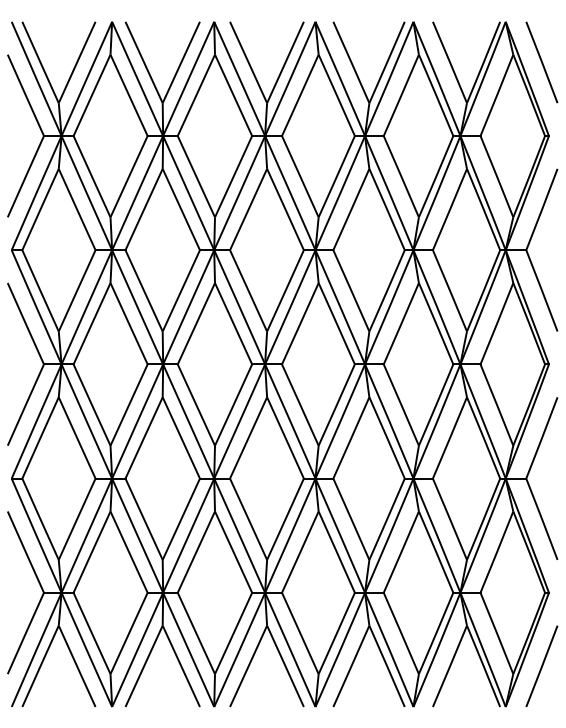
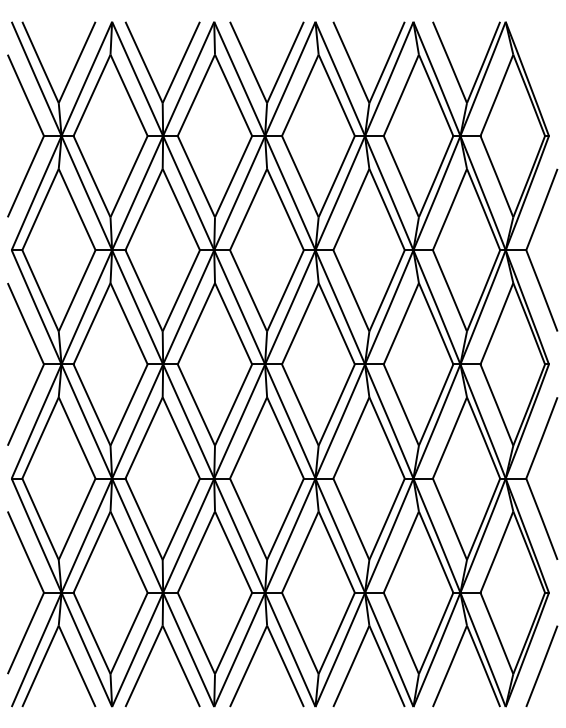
line: present -> none (541, 62)
